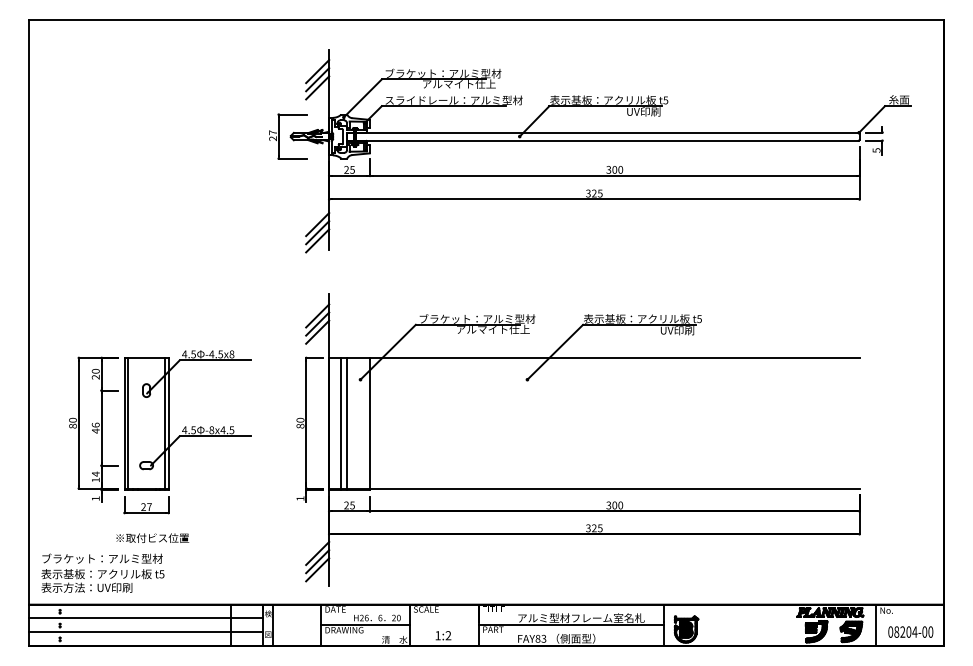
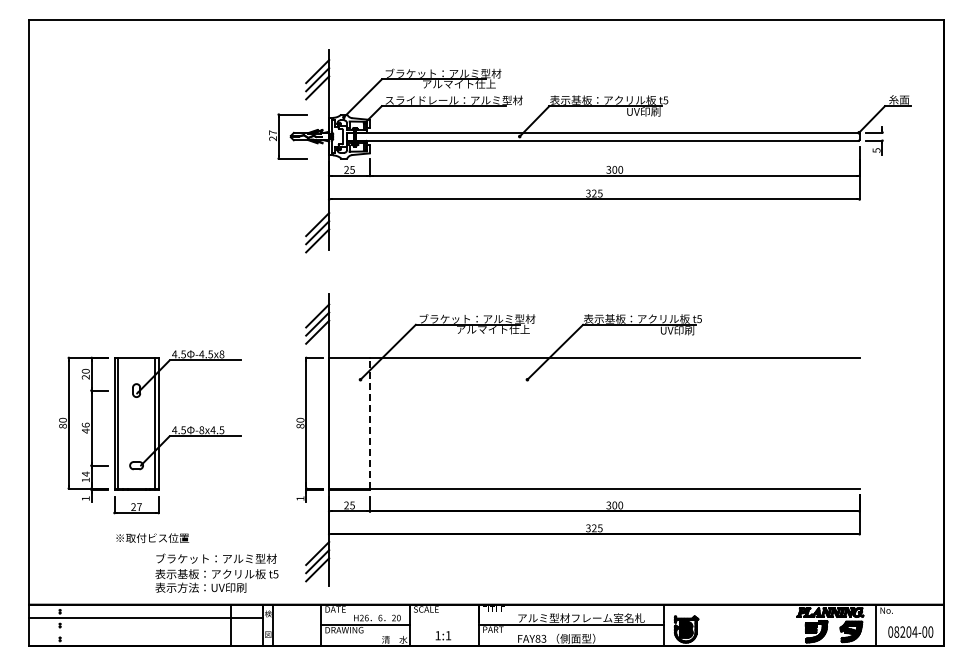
line: solid -> dashed (370, 422)
line: present -> none (341, 423)
line: present -> none (347, 423)
part position: (160, 432) -> (150, 432) (150, 432)
text position: (102, 572) -> (216, 572) (216, 572)
line: present -> none (146, 632)
text: 1:2 -> 1:1 (448, 635)
